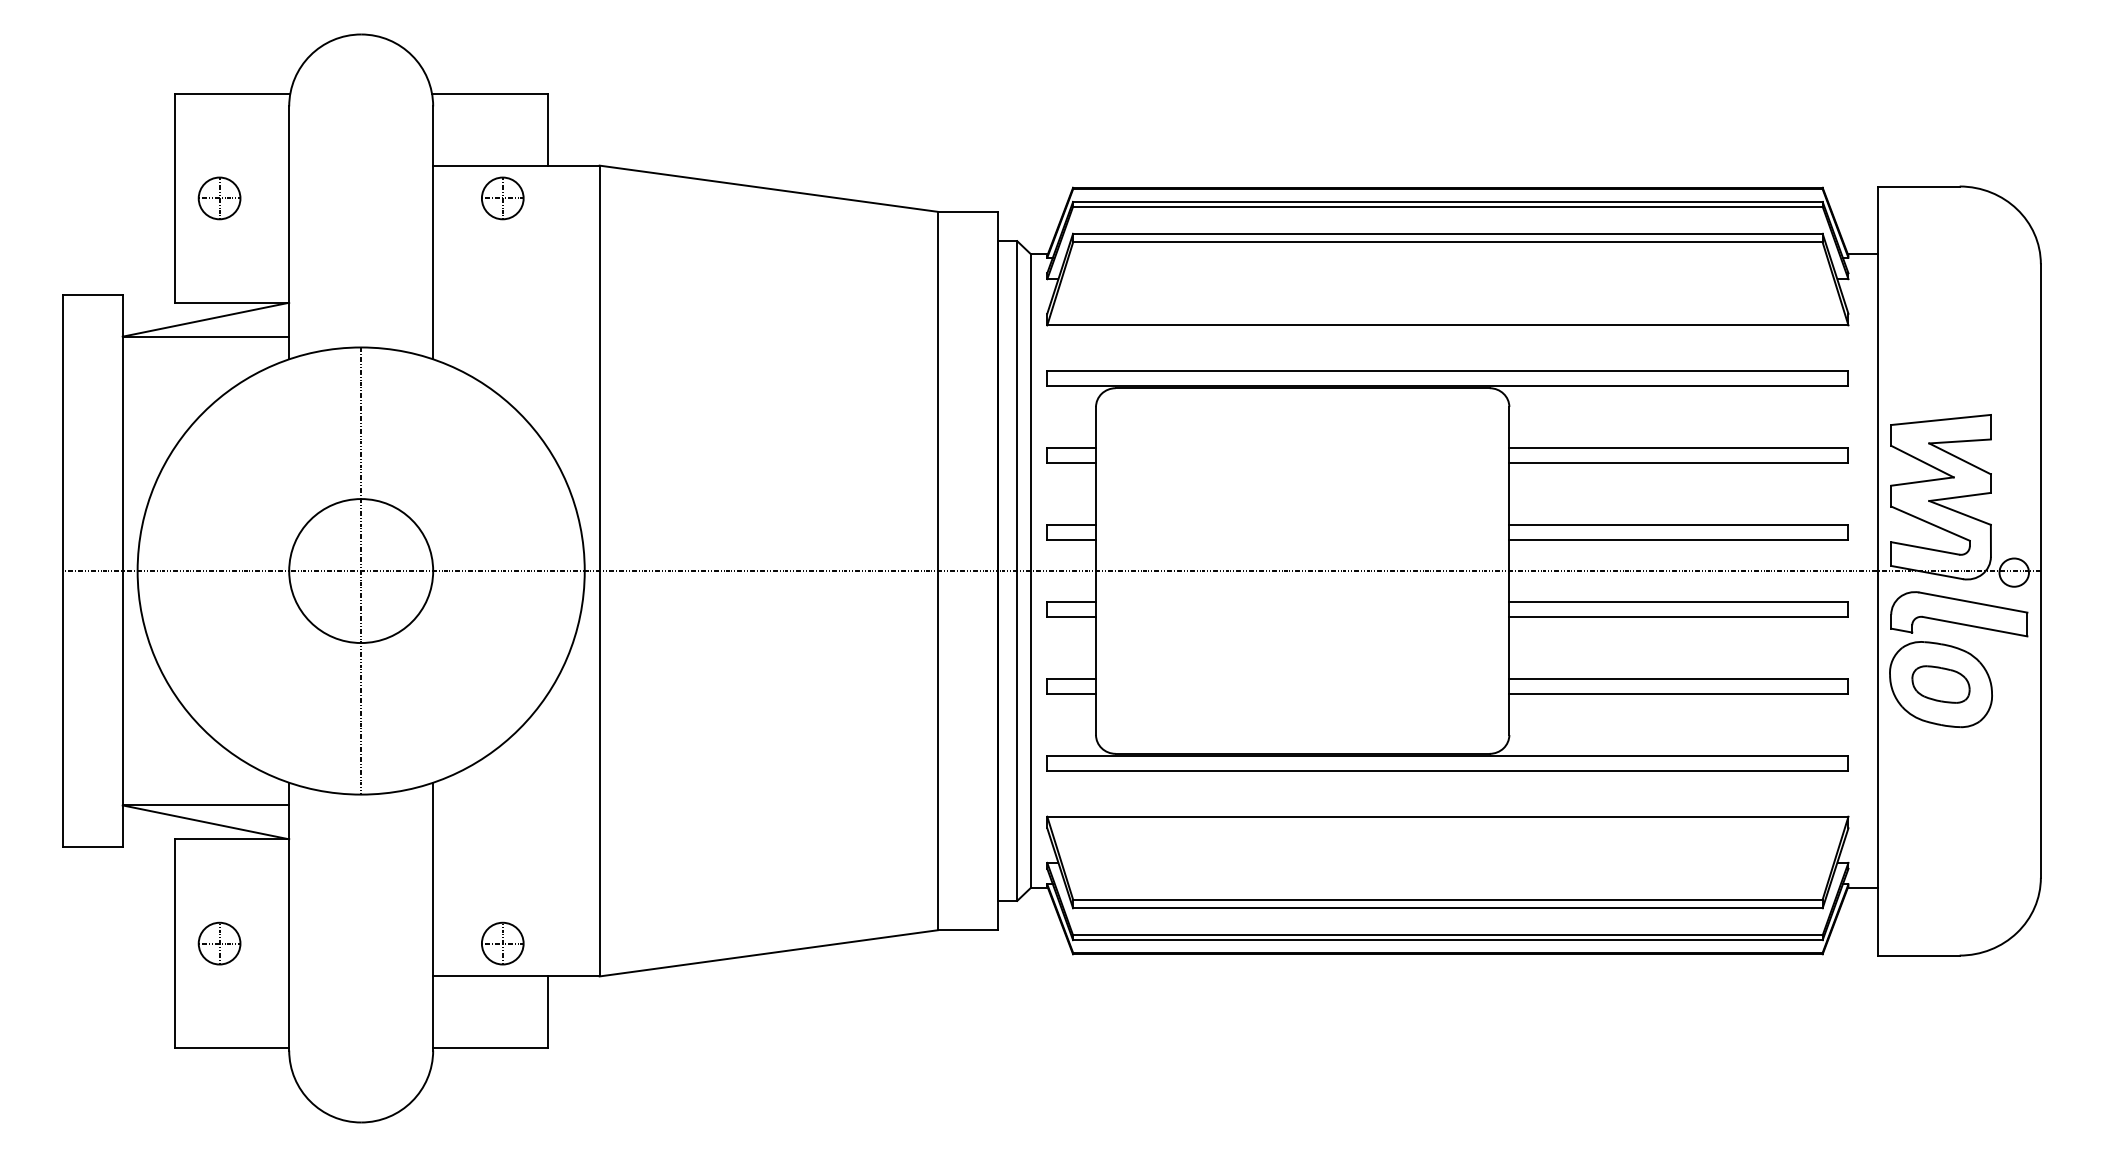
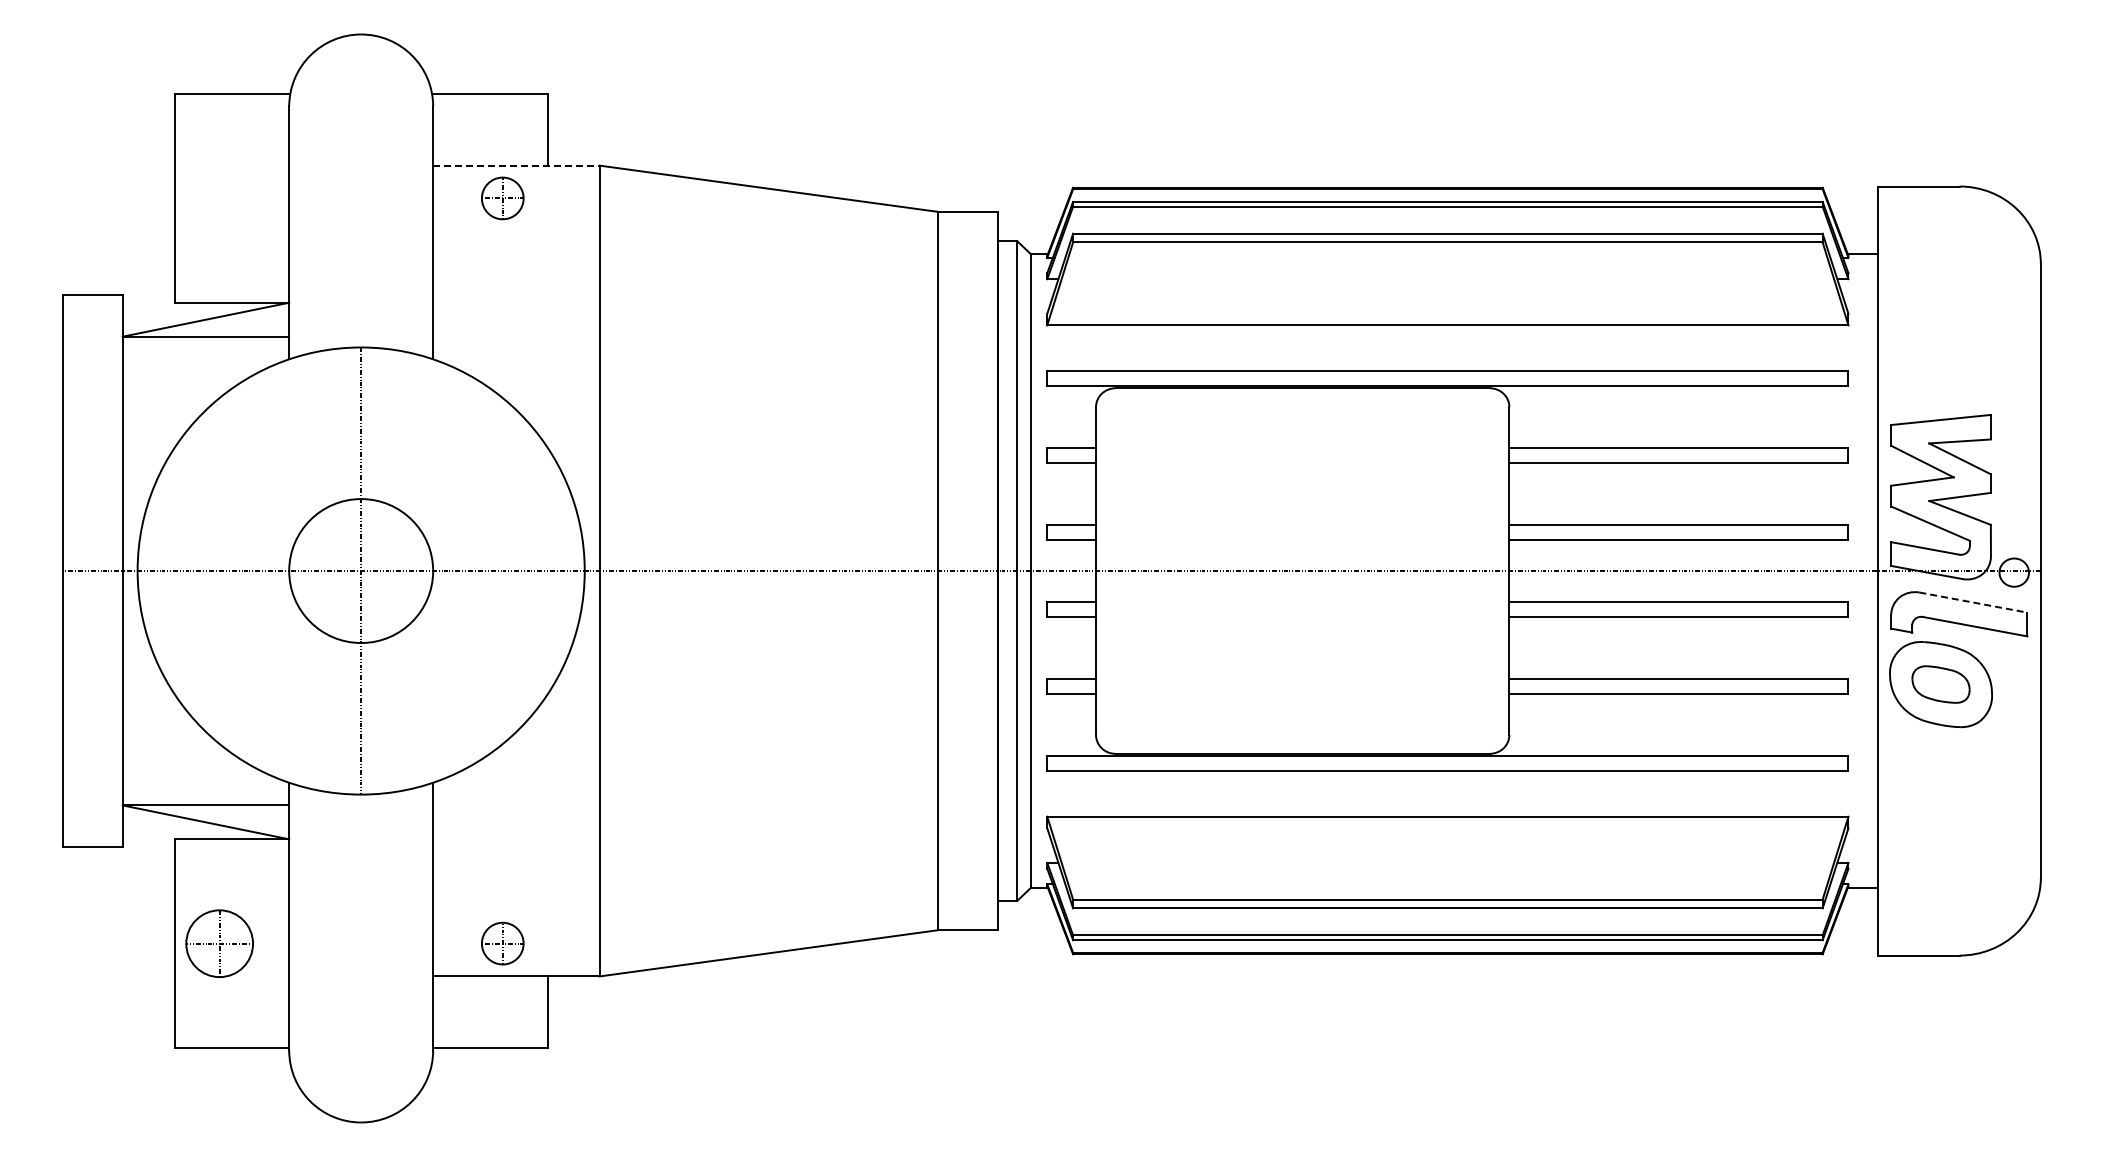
line: solid -> dashed (516, 165)
part: present -> none (219, 198)
line: solid -> dashed (1973, 602)
part size: 45x45 px -> 69x69 px (219, 943)
